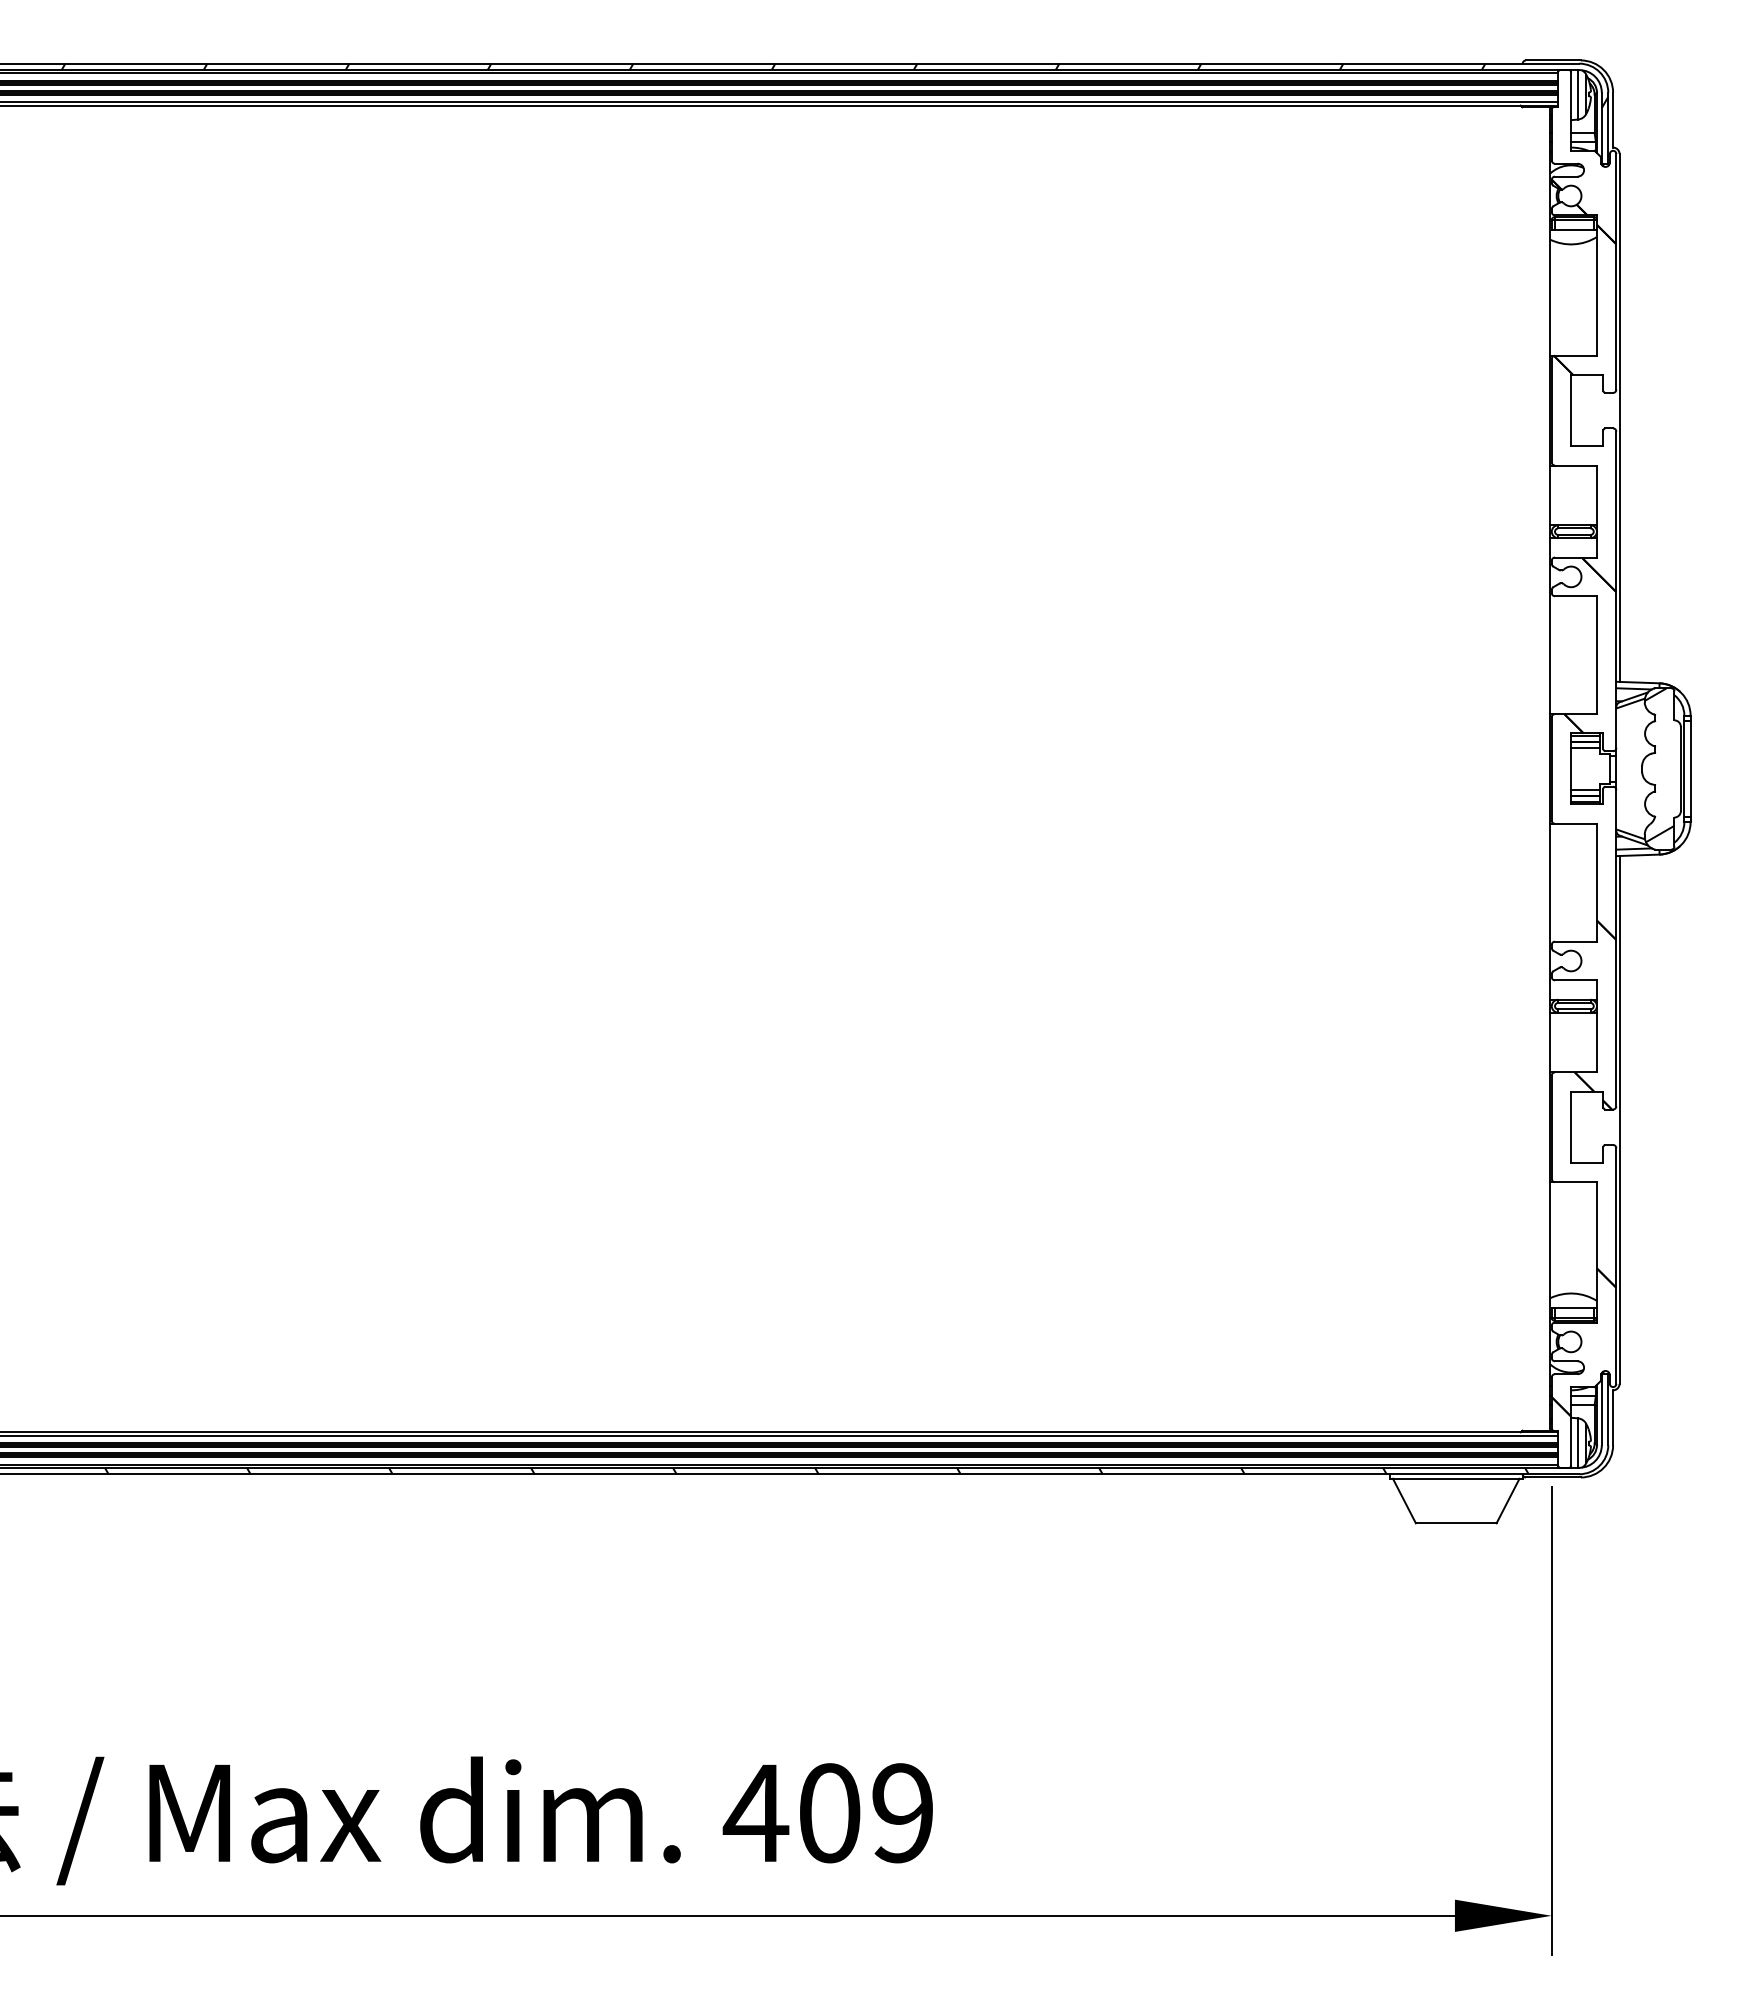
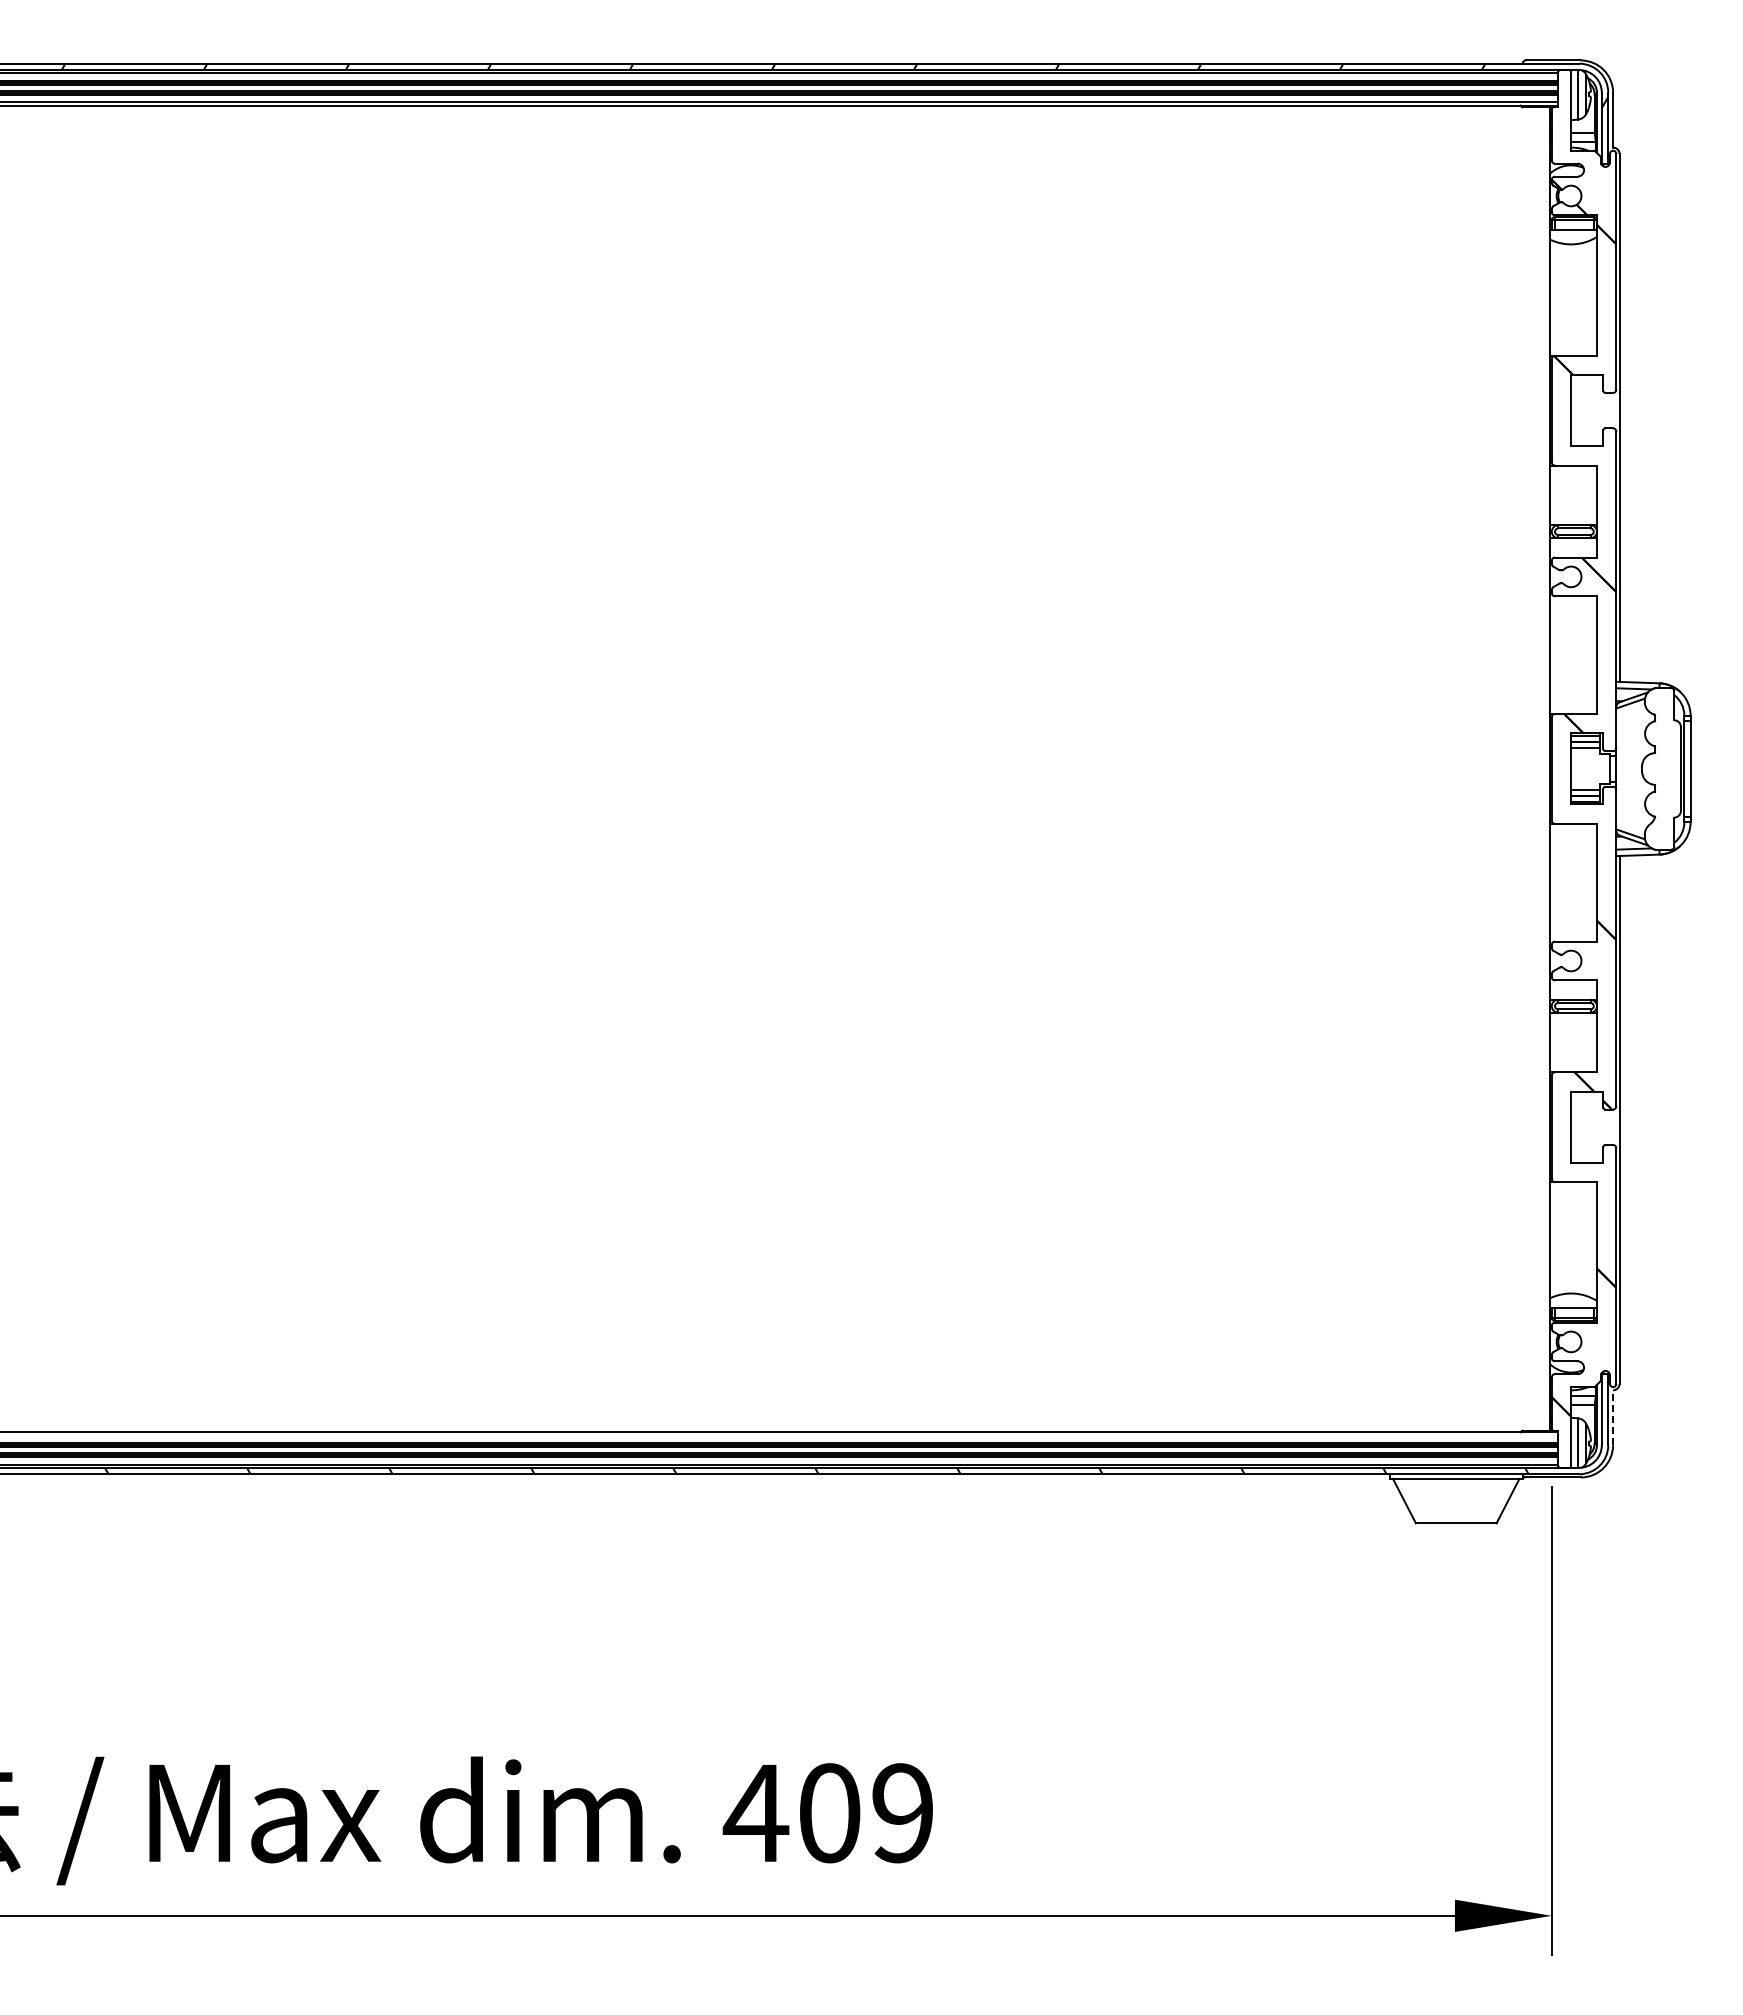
hatch: present -> none (1659, 765)
line: solid -> dashed (1613, 1417)
line: present -> none (780, 1435)
